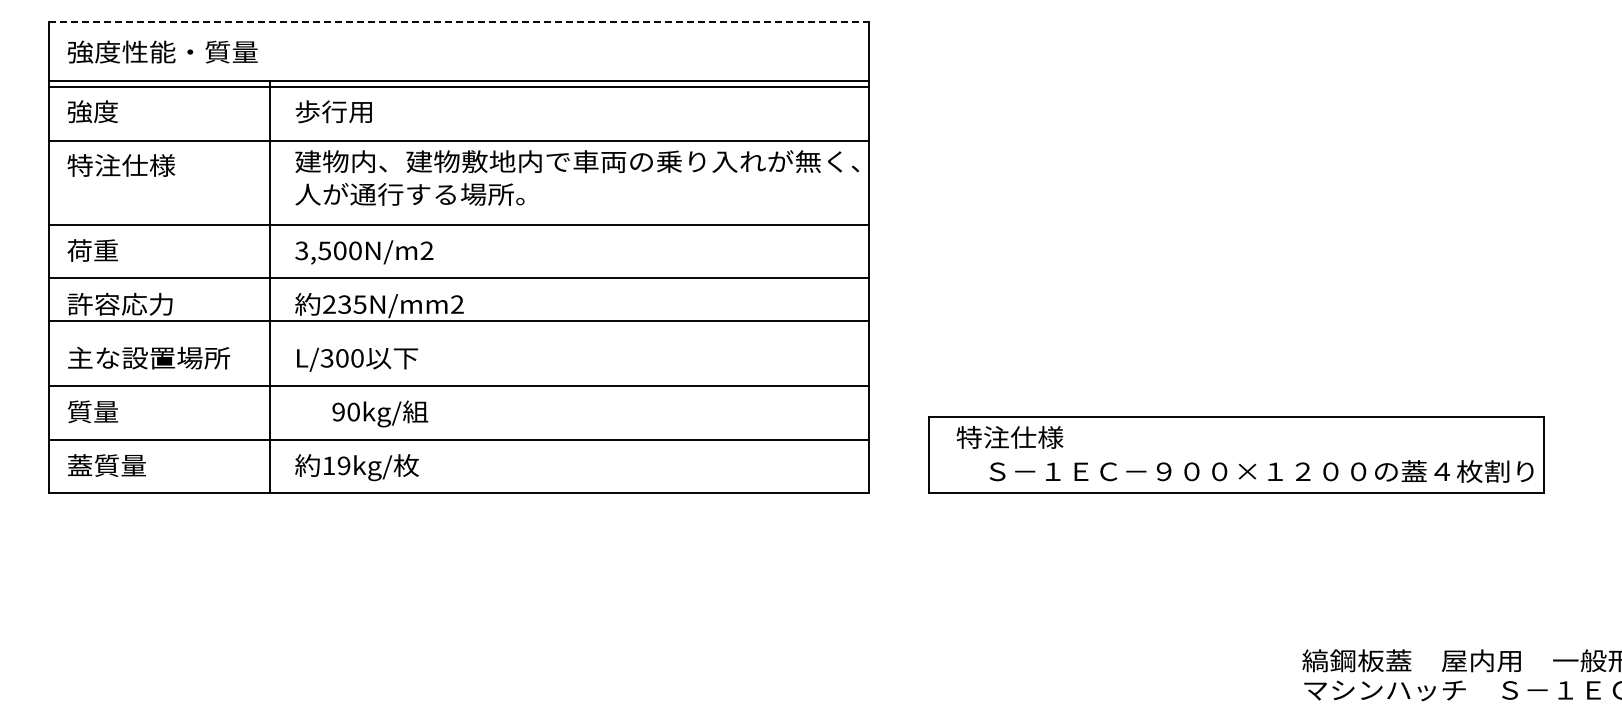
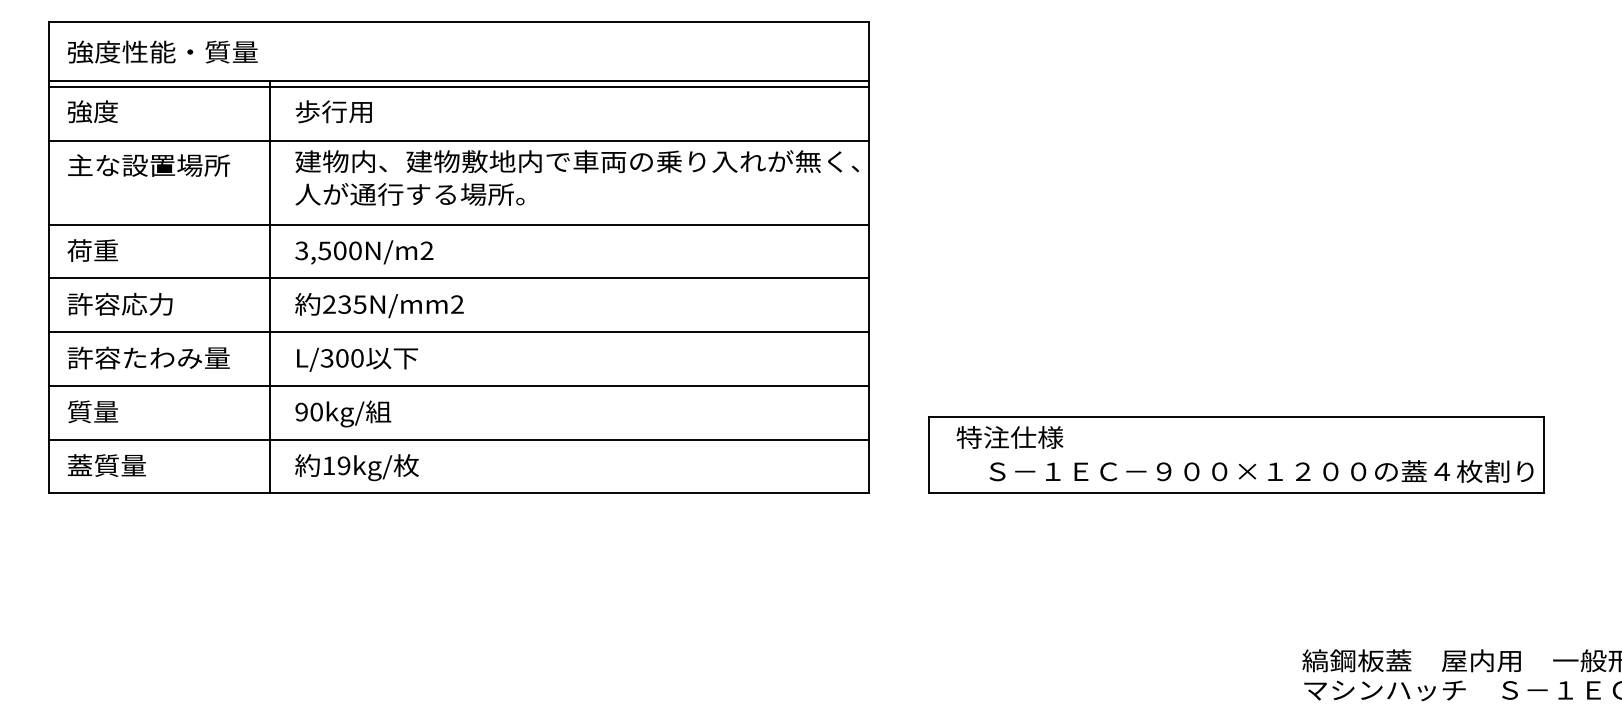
line: dashed -> solid (459, 21)
text: 特注仕様 -> 主な設置場所 (148, 165)
line position: (458, 321) -> (458, 332) (458, 332)
text: 主な設置場所 -> 許容たわみ量 (148, 357)
text position: (380, 413) -> (343, 413) (343, 413)
